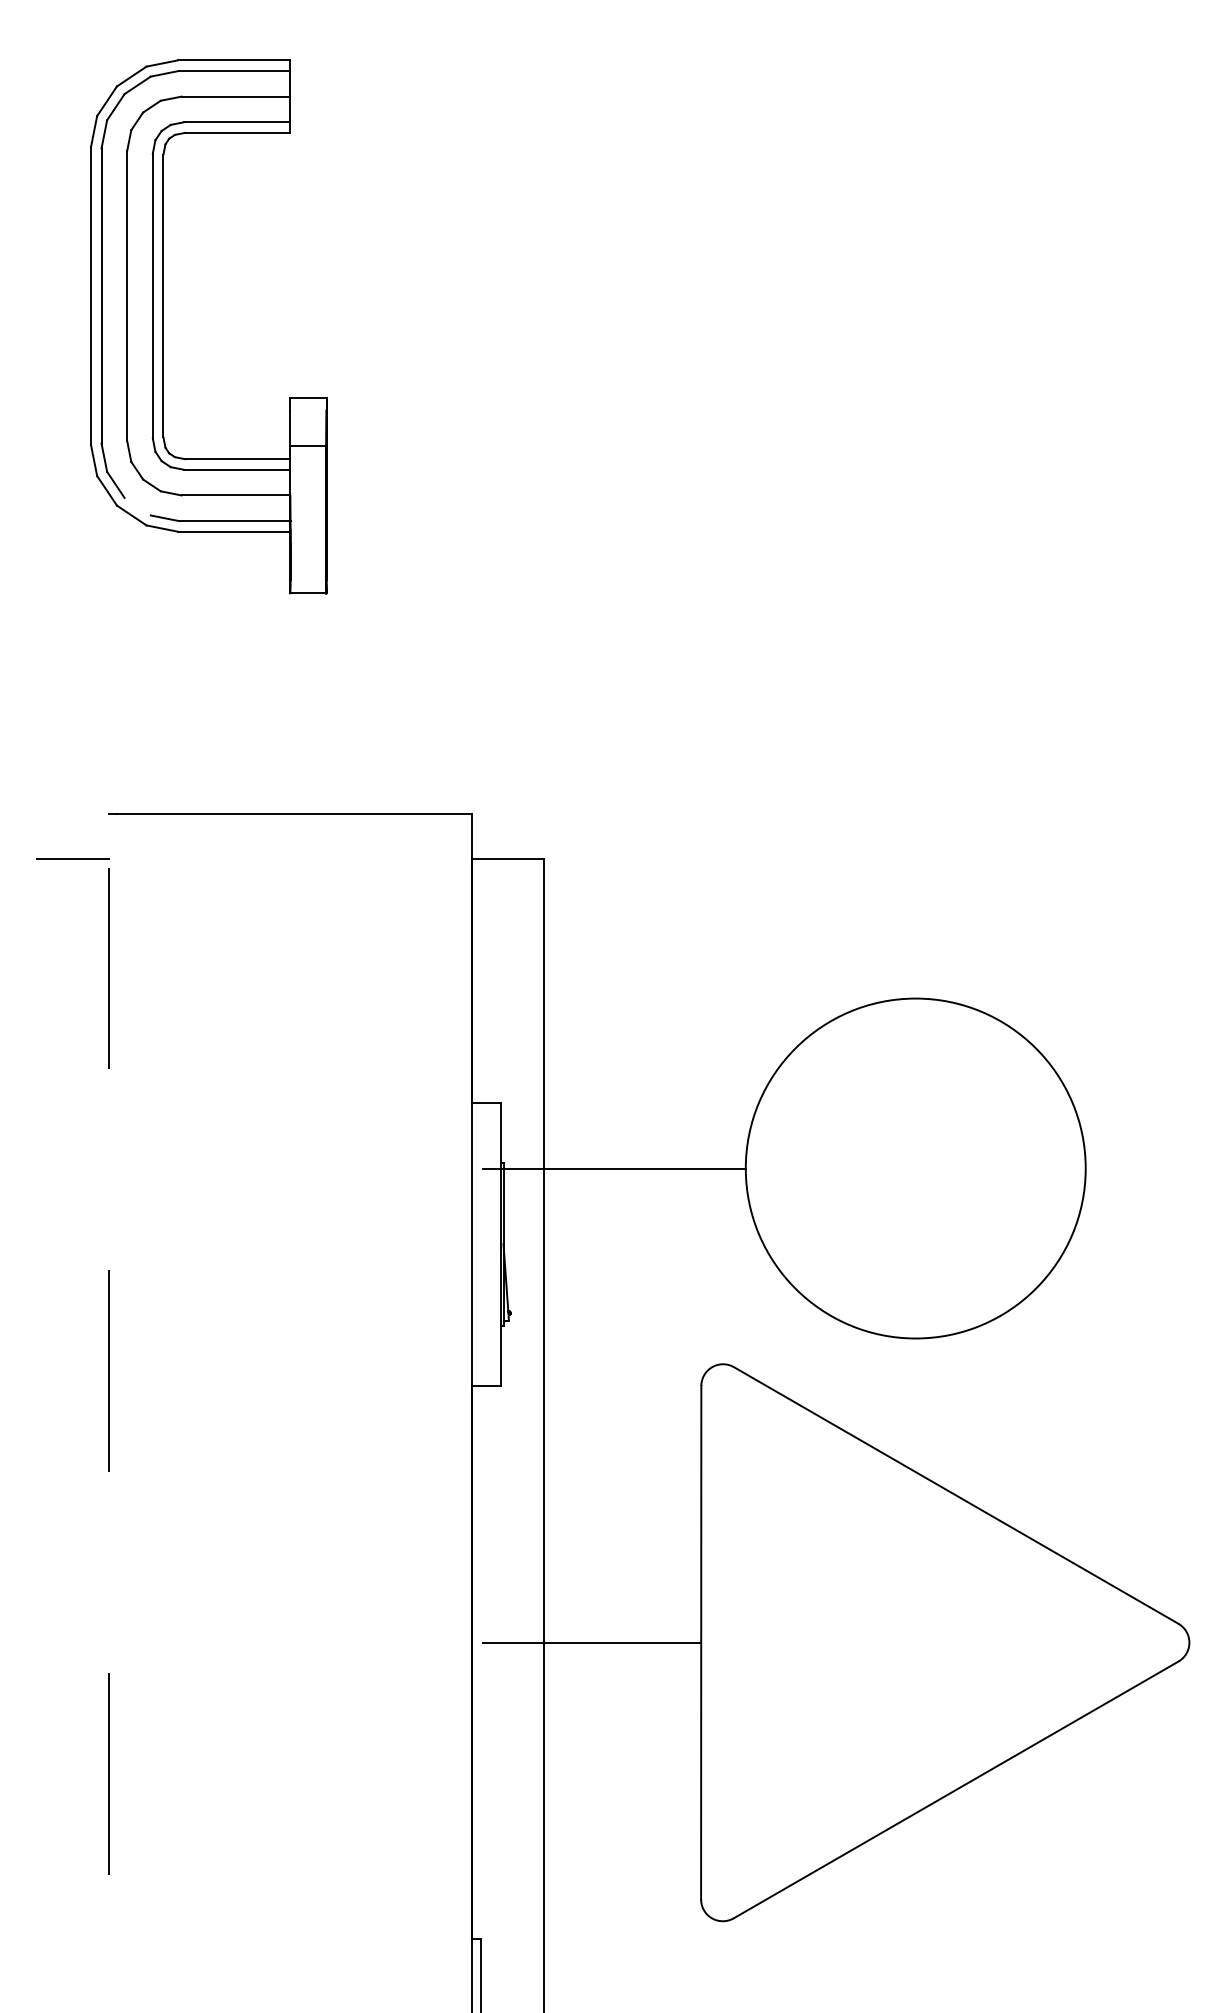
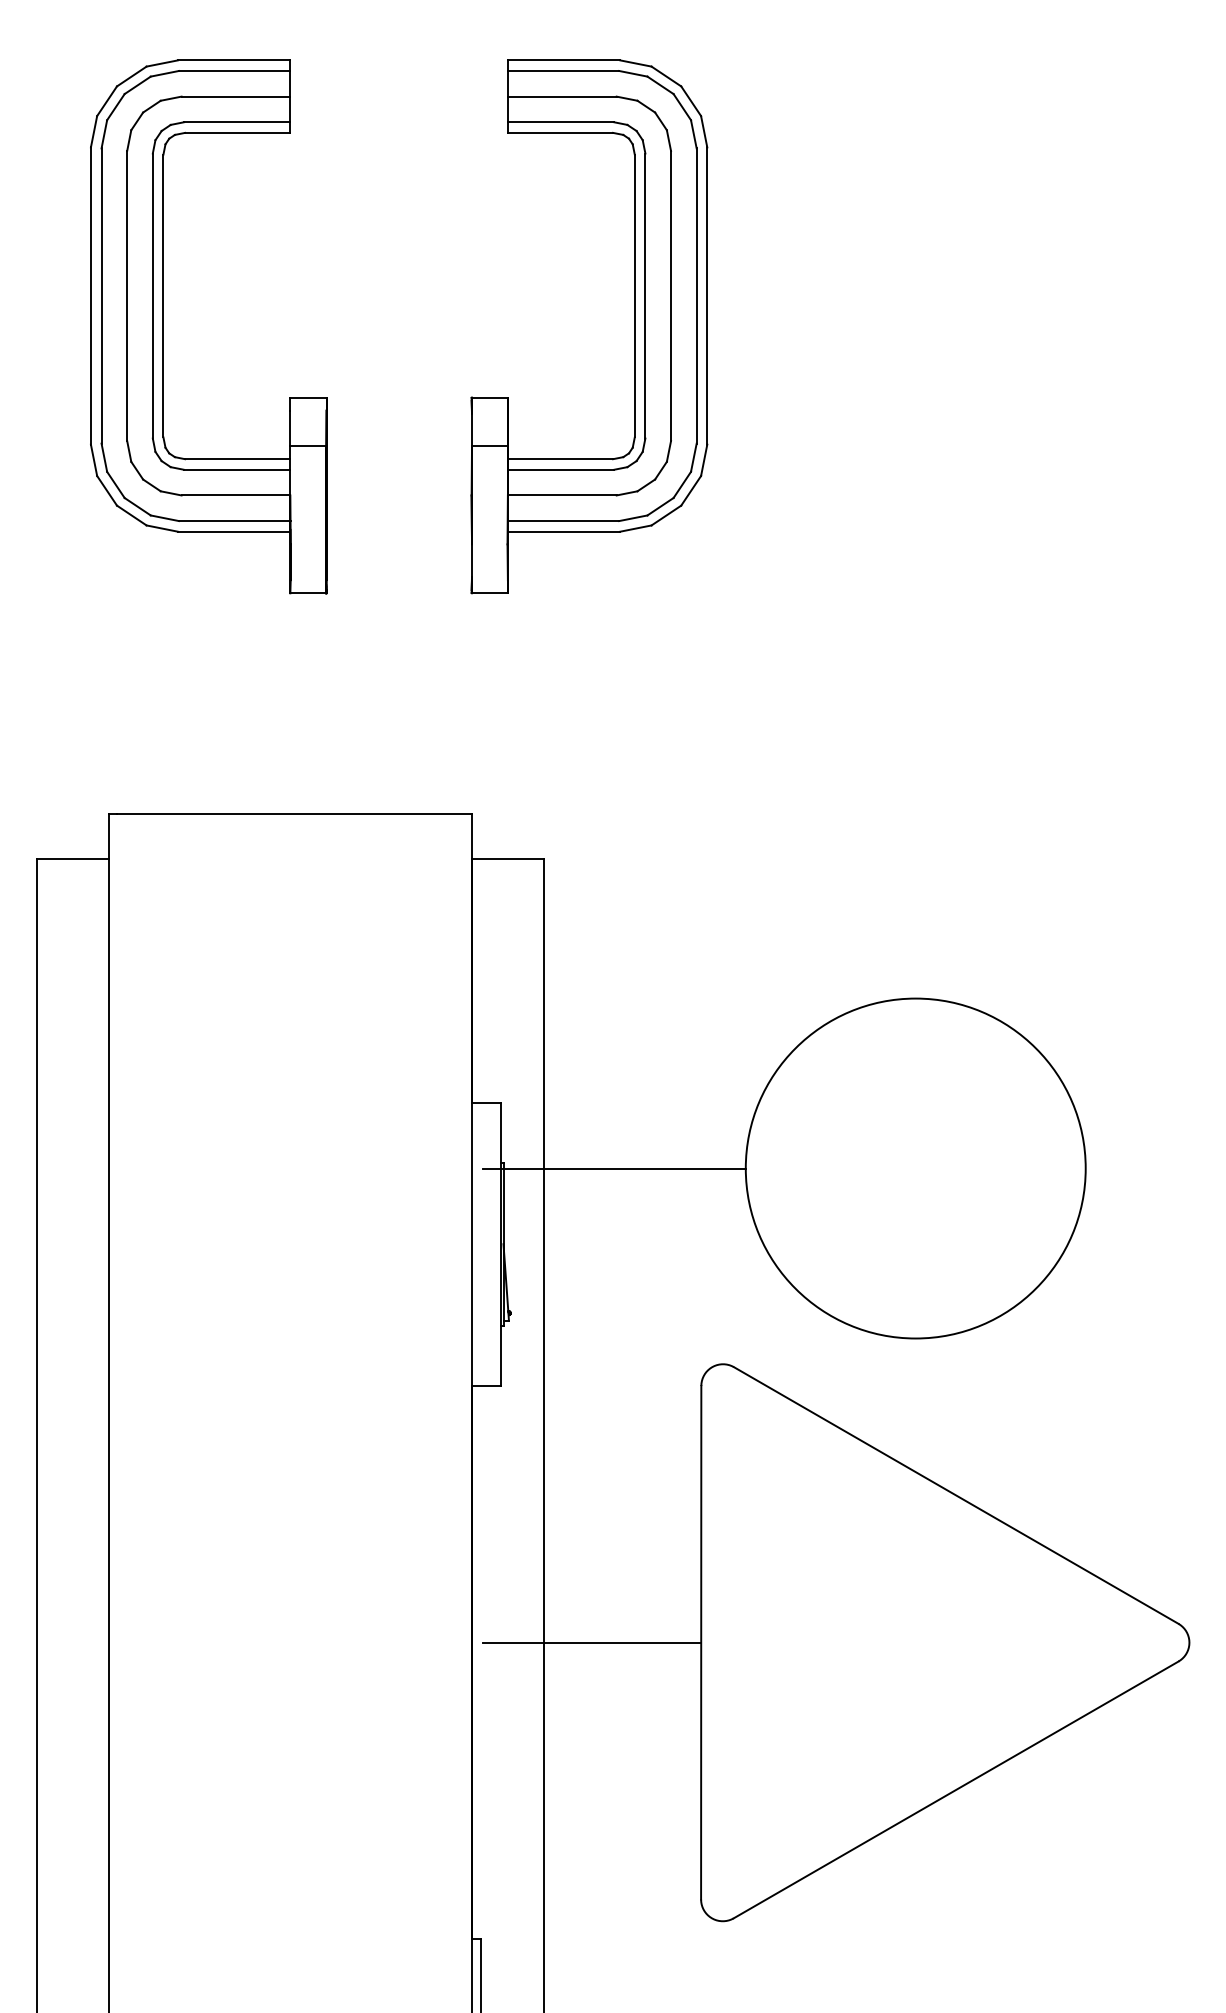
part: none -> present (634, 326)
line: none -> present (137, 506)
line: dashed -> solid (109, 1413)
line: none -> present (36, 1433)
